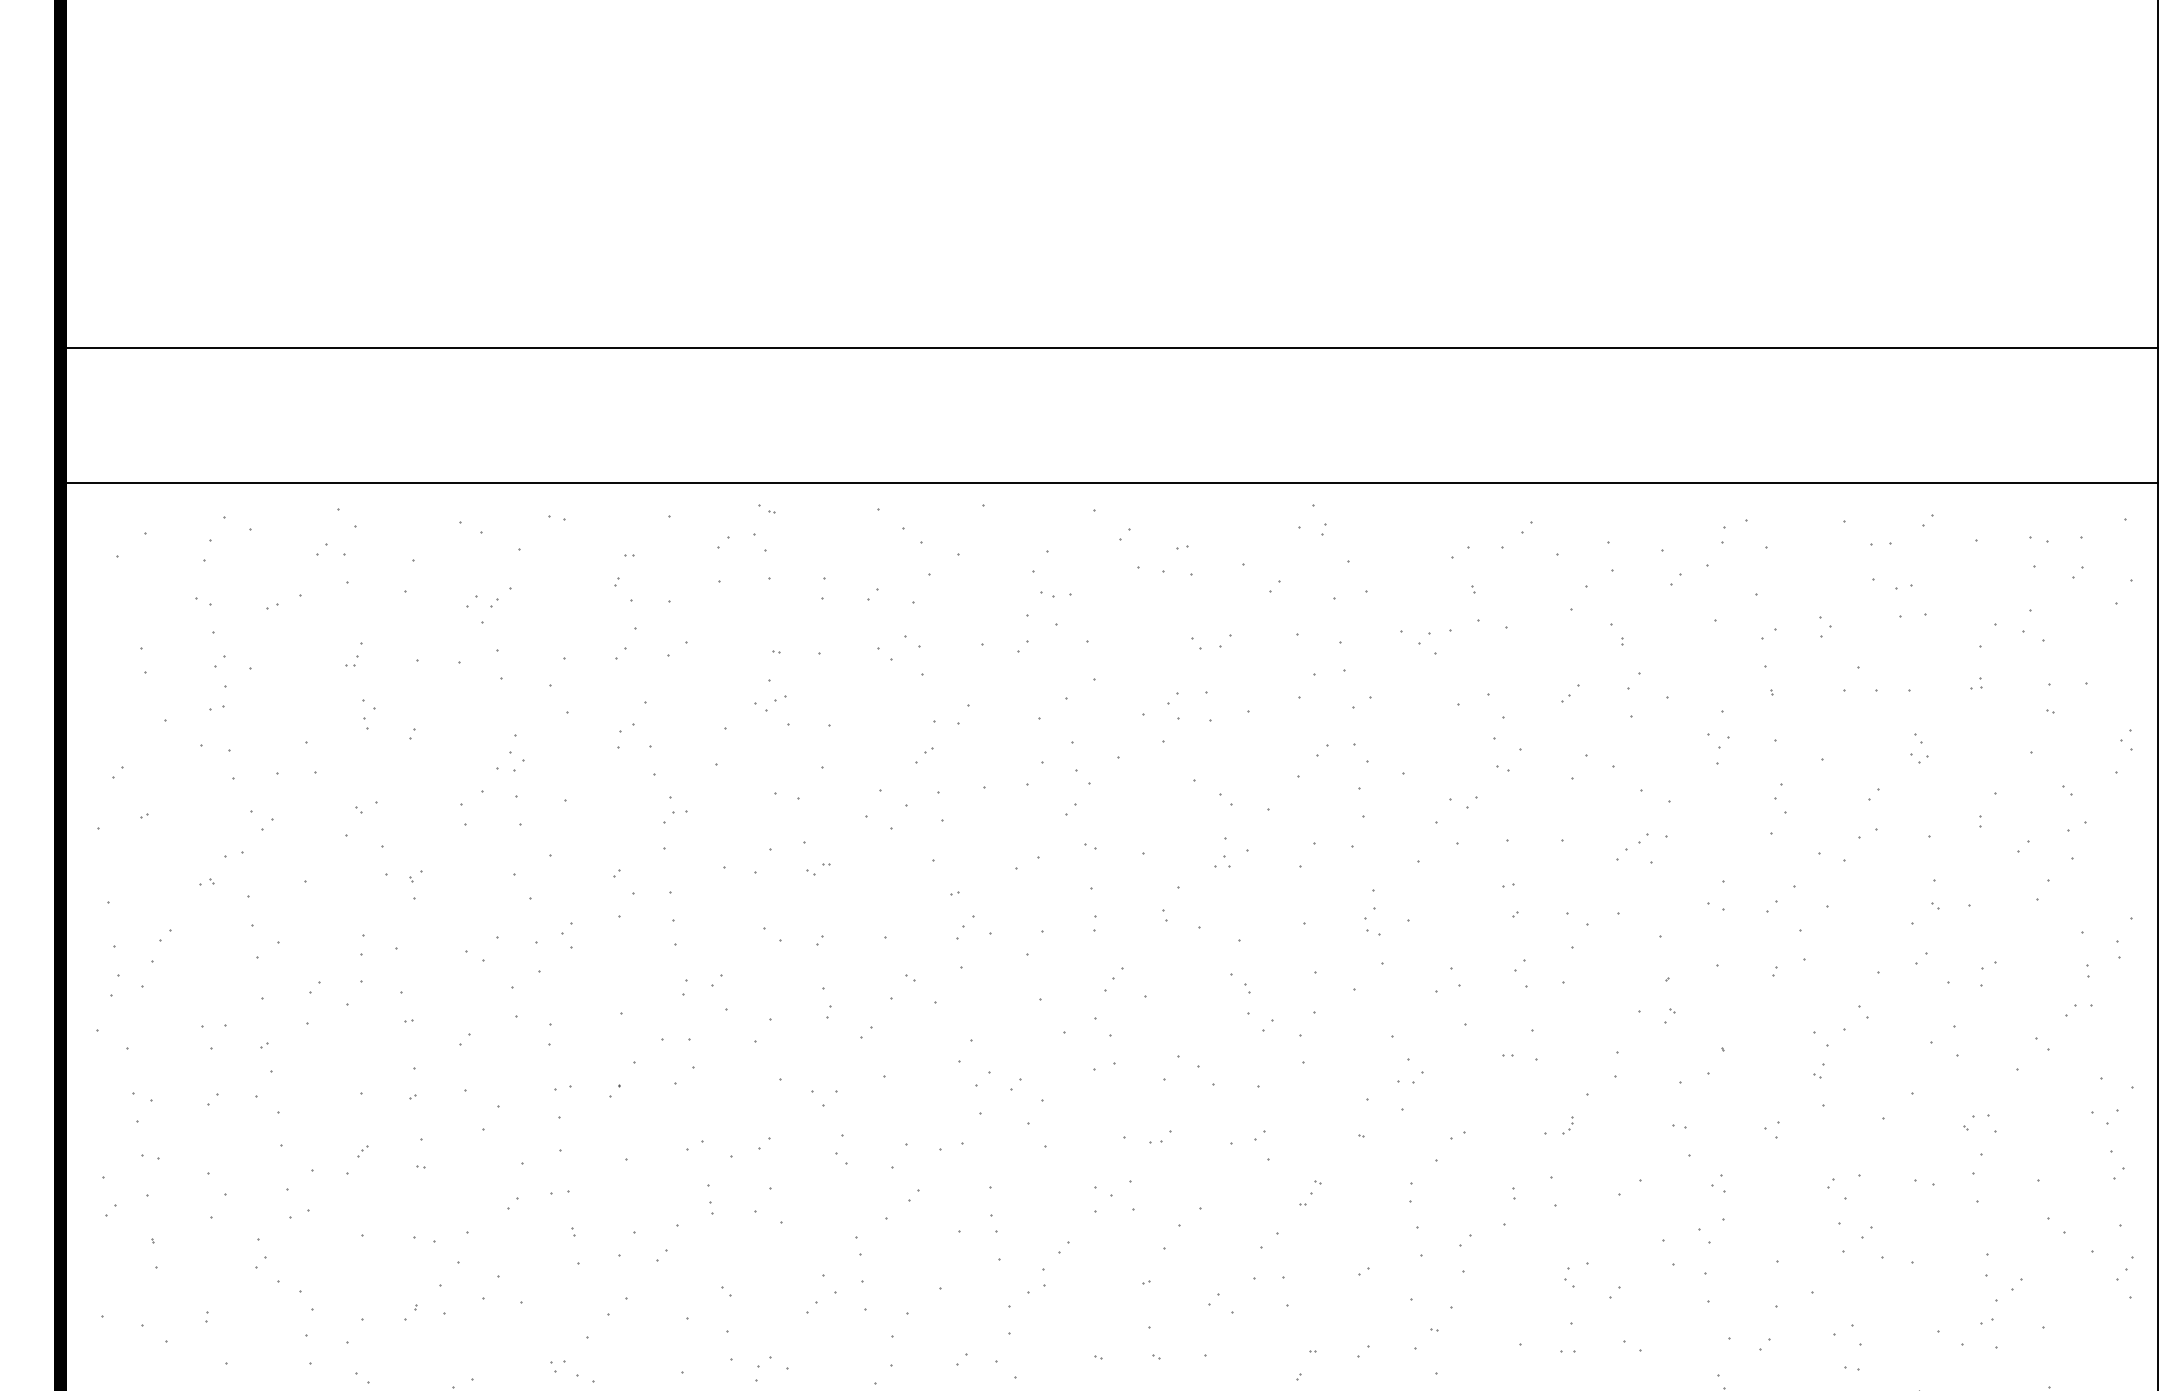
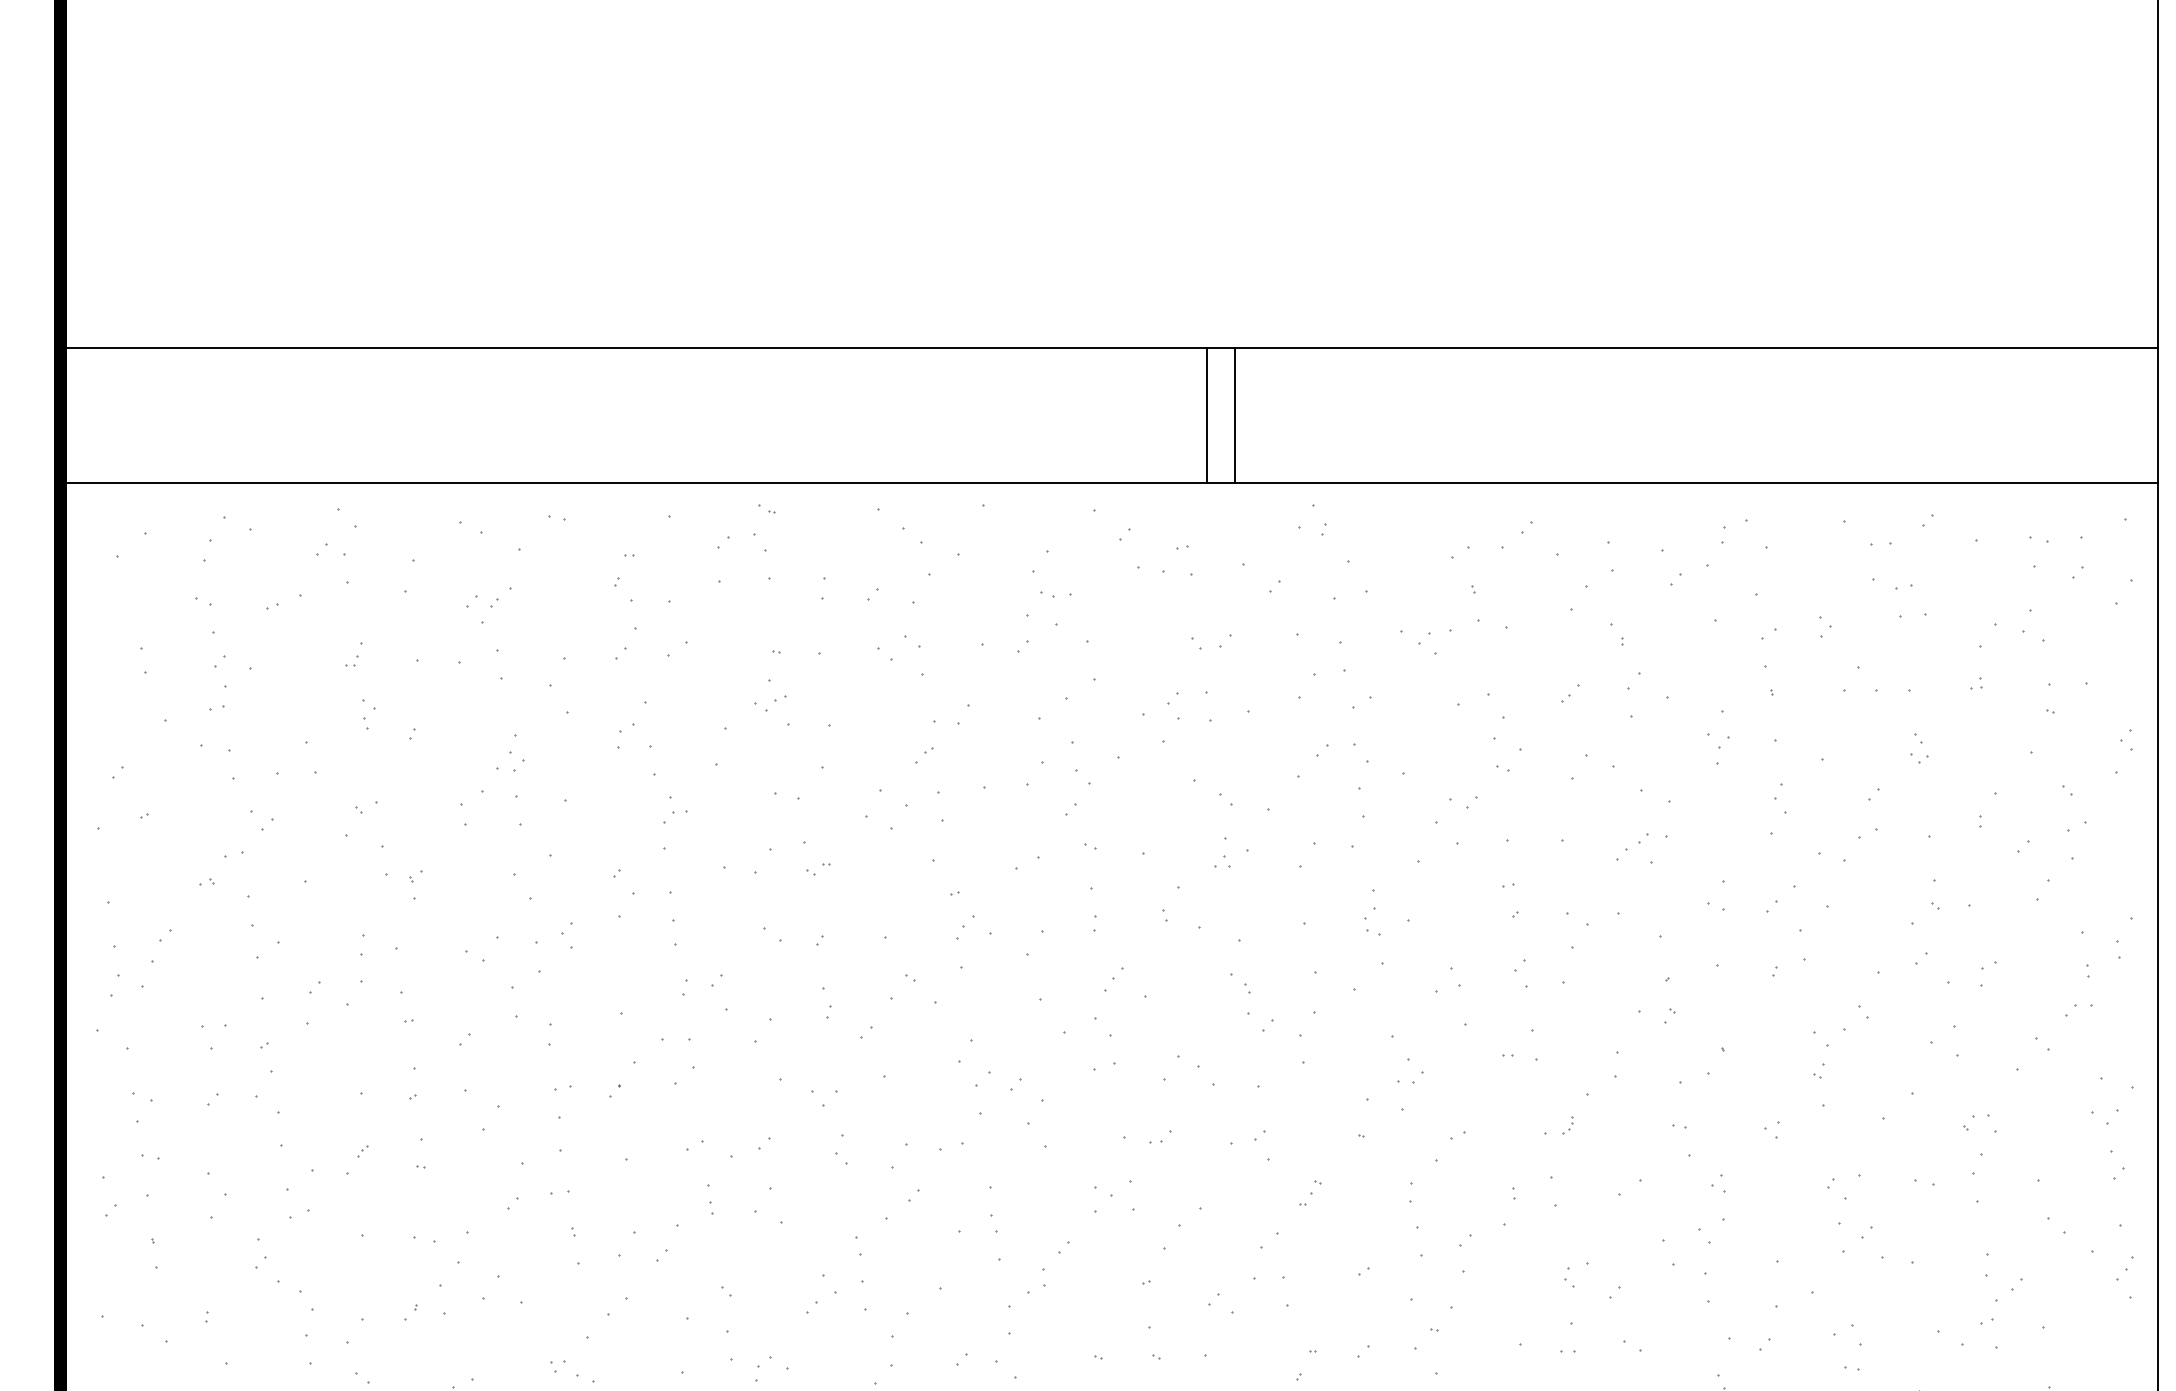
line: none -> present (1207, 415)
line: none -> present (1234, 415)
